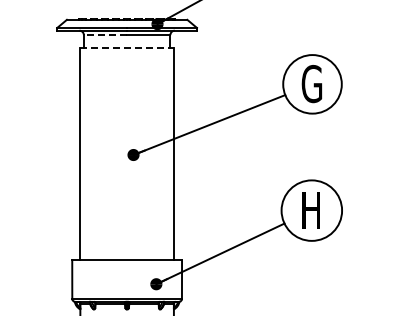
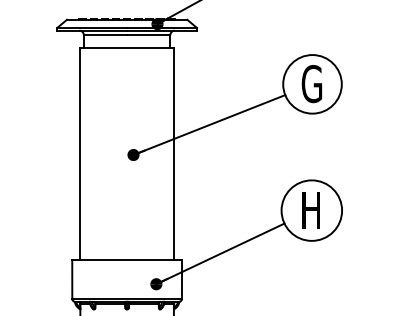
line: dashed -> solid (105, 35)
line: dashed -> solid (127, 48)
